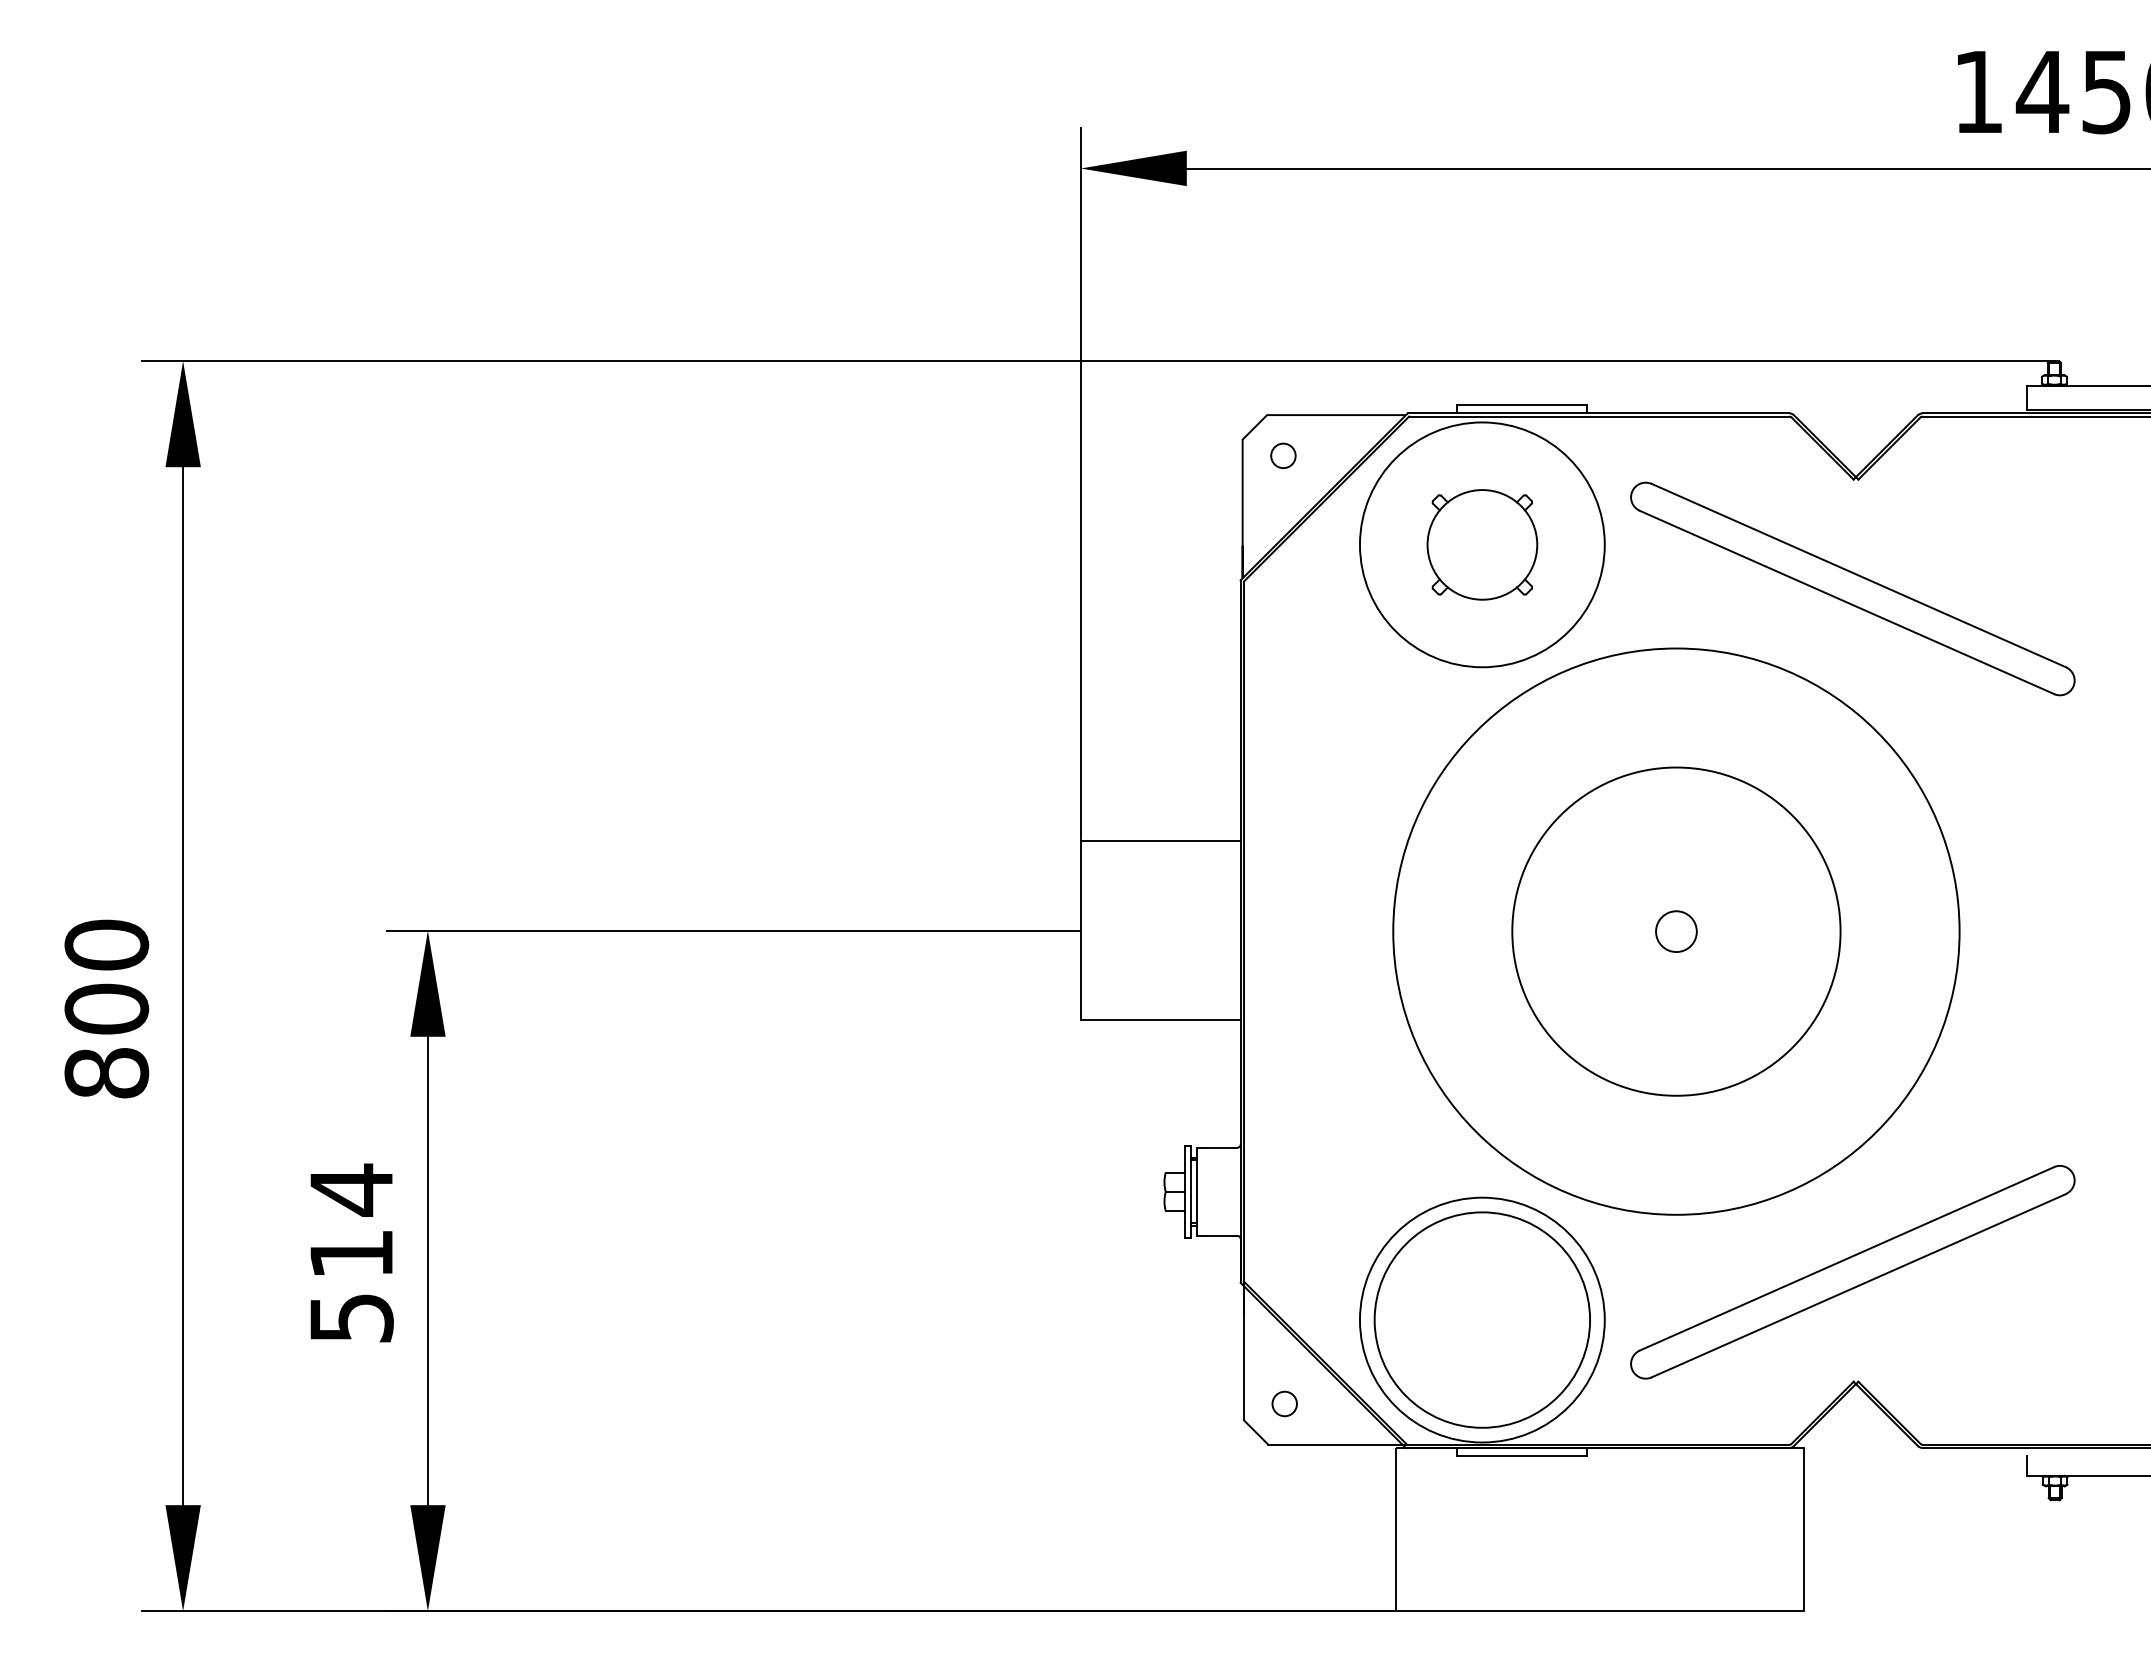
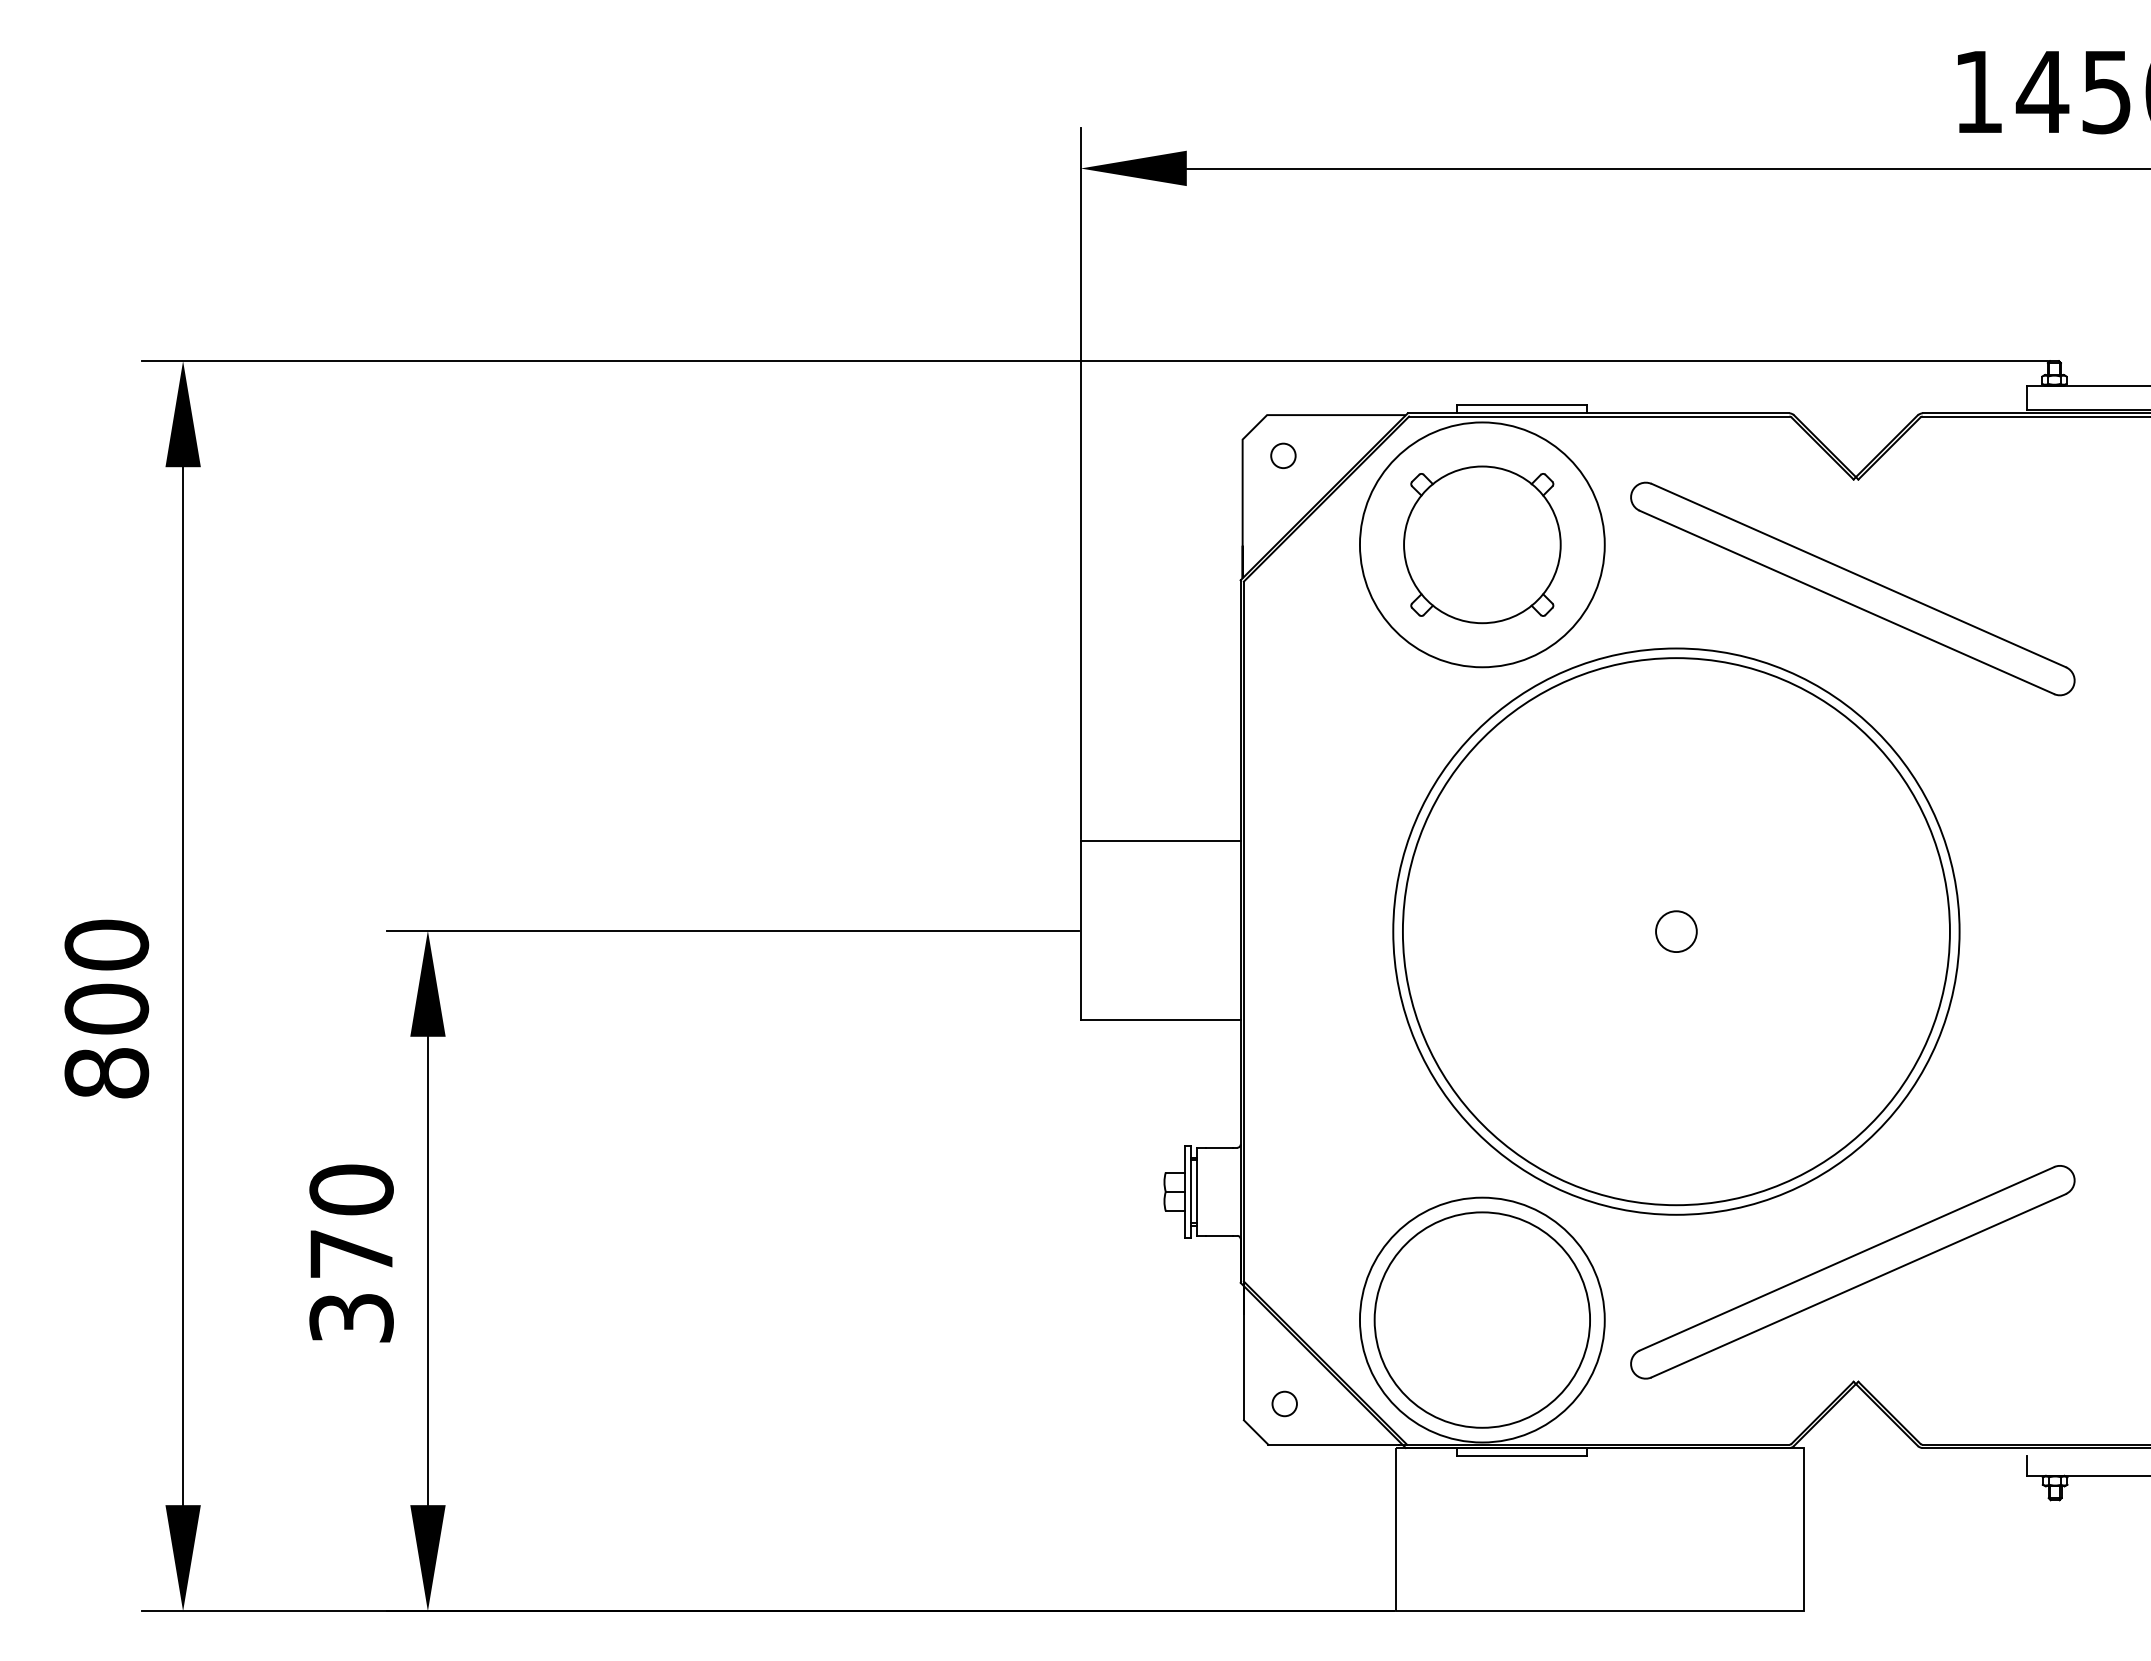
part size: 113x112 px -> 159x160 px (1482, 544)
circle diameter: 328 px -> 547 px (1675, 931)
text: 514 -> 370 (351, 1252)
